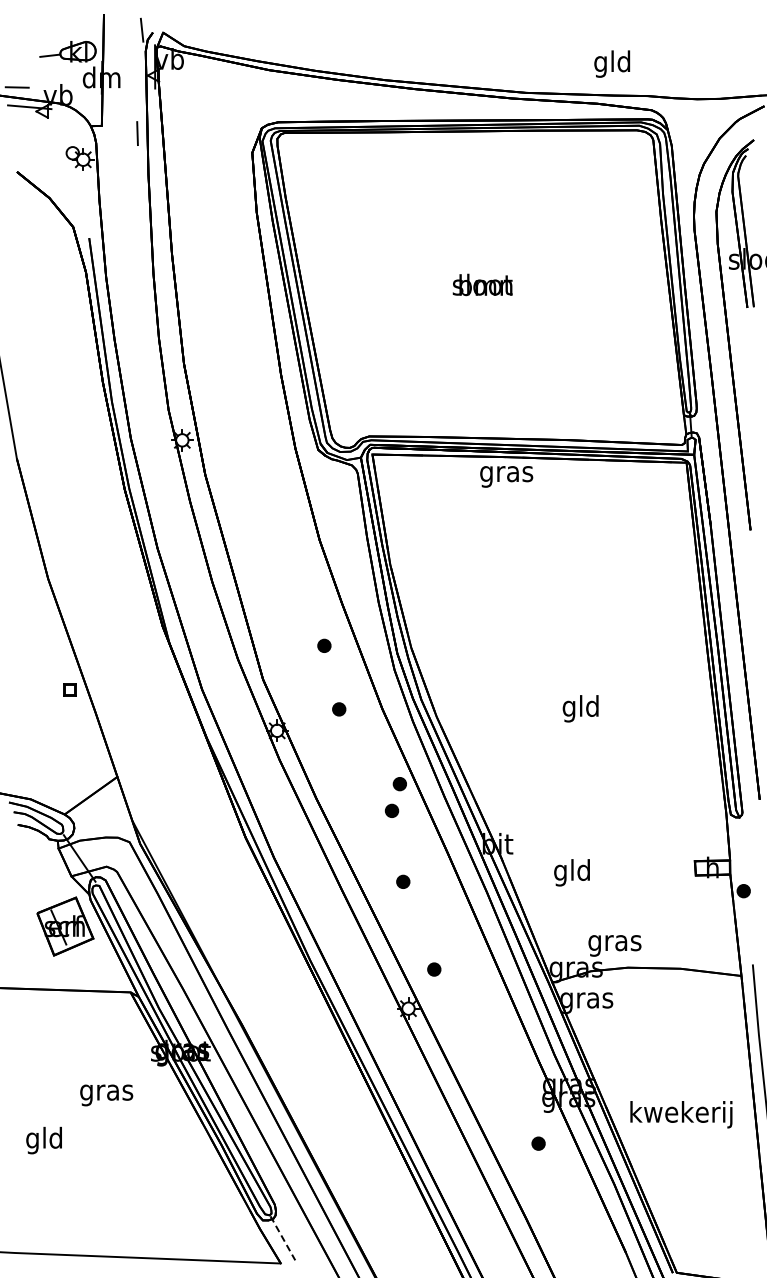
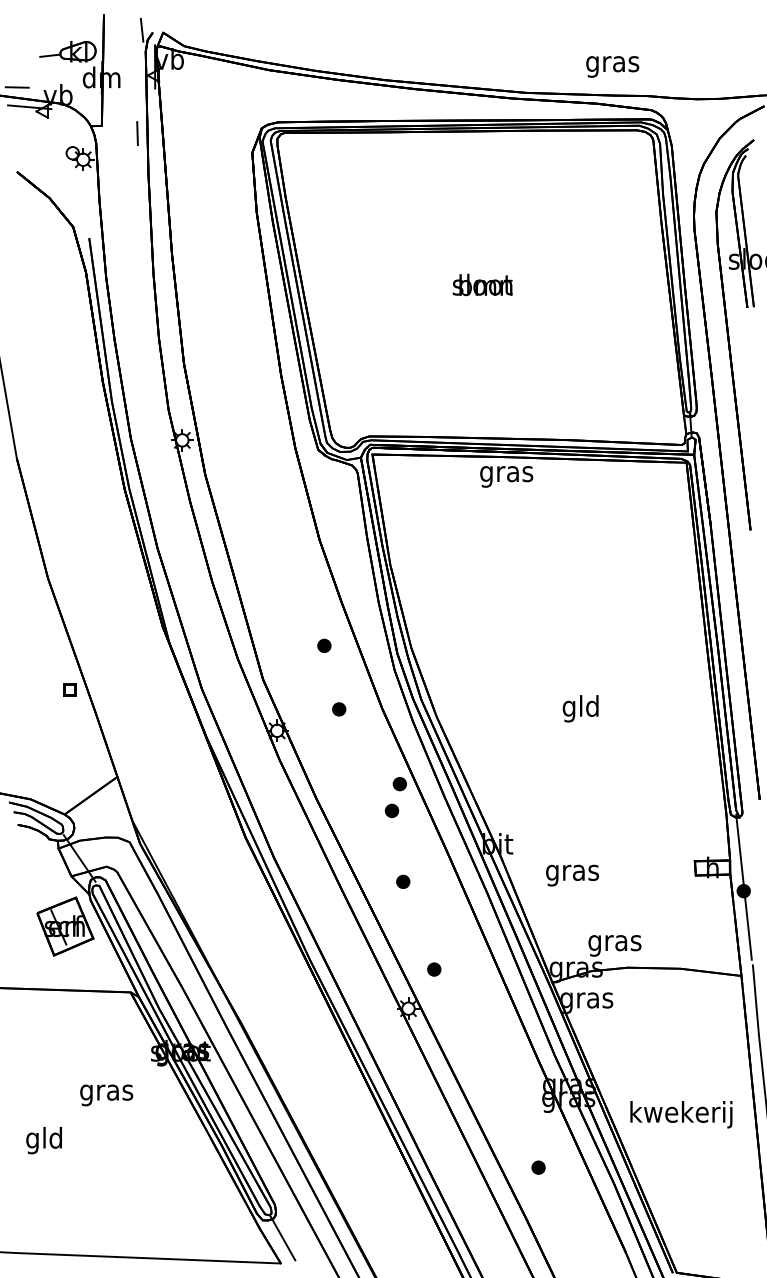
text: gld -> gras (612, 63)
text: gld -> gras (572, 872)
line: none -> present (743, 886)
part position: (538, 1143) -> (538, 1167) (538, 1167)
line: dashed -> solid (283, 1238)
